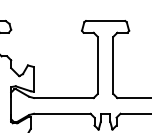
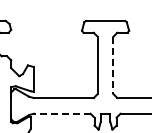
line: solid -> dashed (113, 65)
line: solid -> dashed (61, 113)
